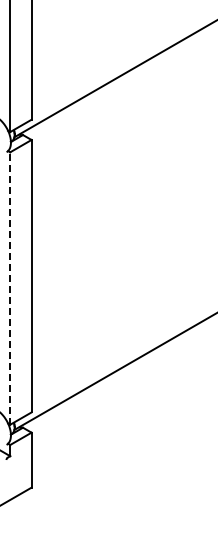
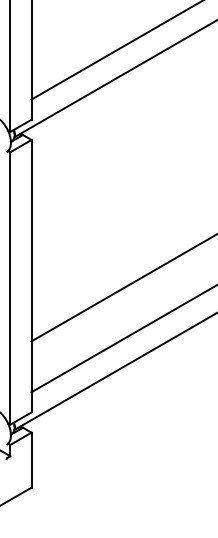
line: none -> present (115, 50)
line: dashed -> solid (10, 288)
line: none -> present (122, 288)
line: none -> present (122, 339)
